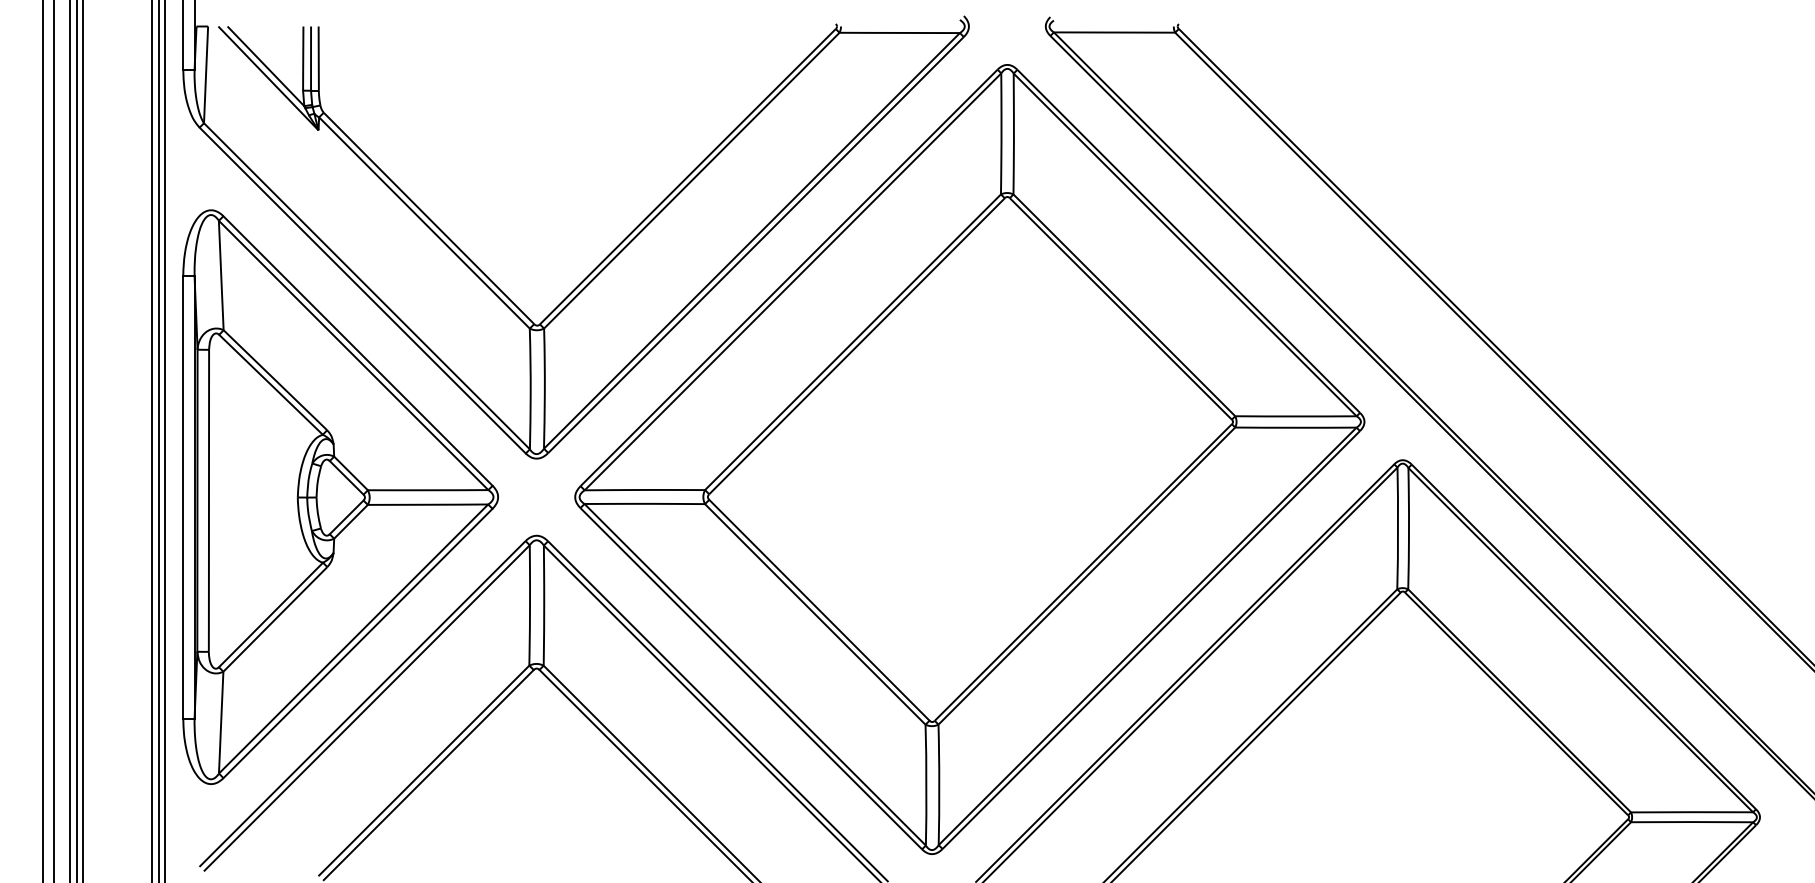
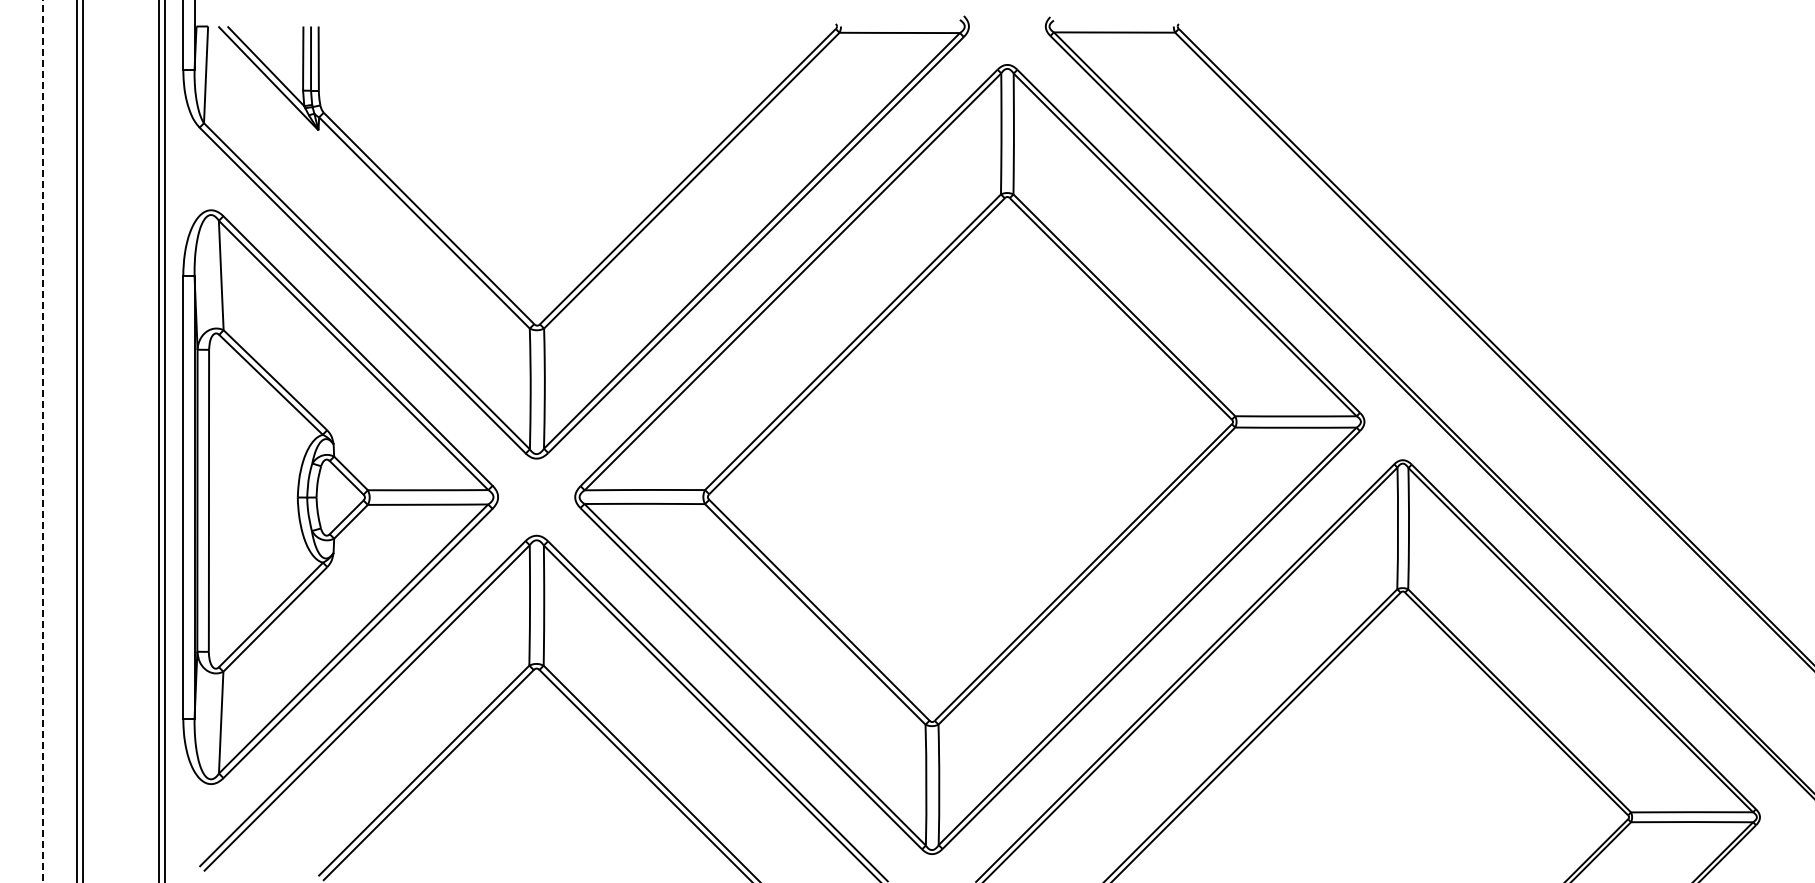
line: present -> none (54, 440)
line: present -> none (70, 440)
line: present -> none (152, 440)
line: solid -> dashed (43, 441)
